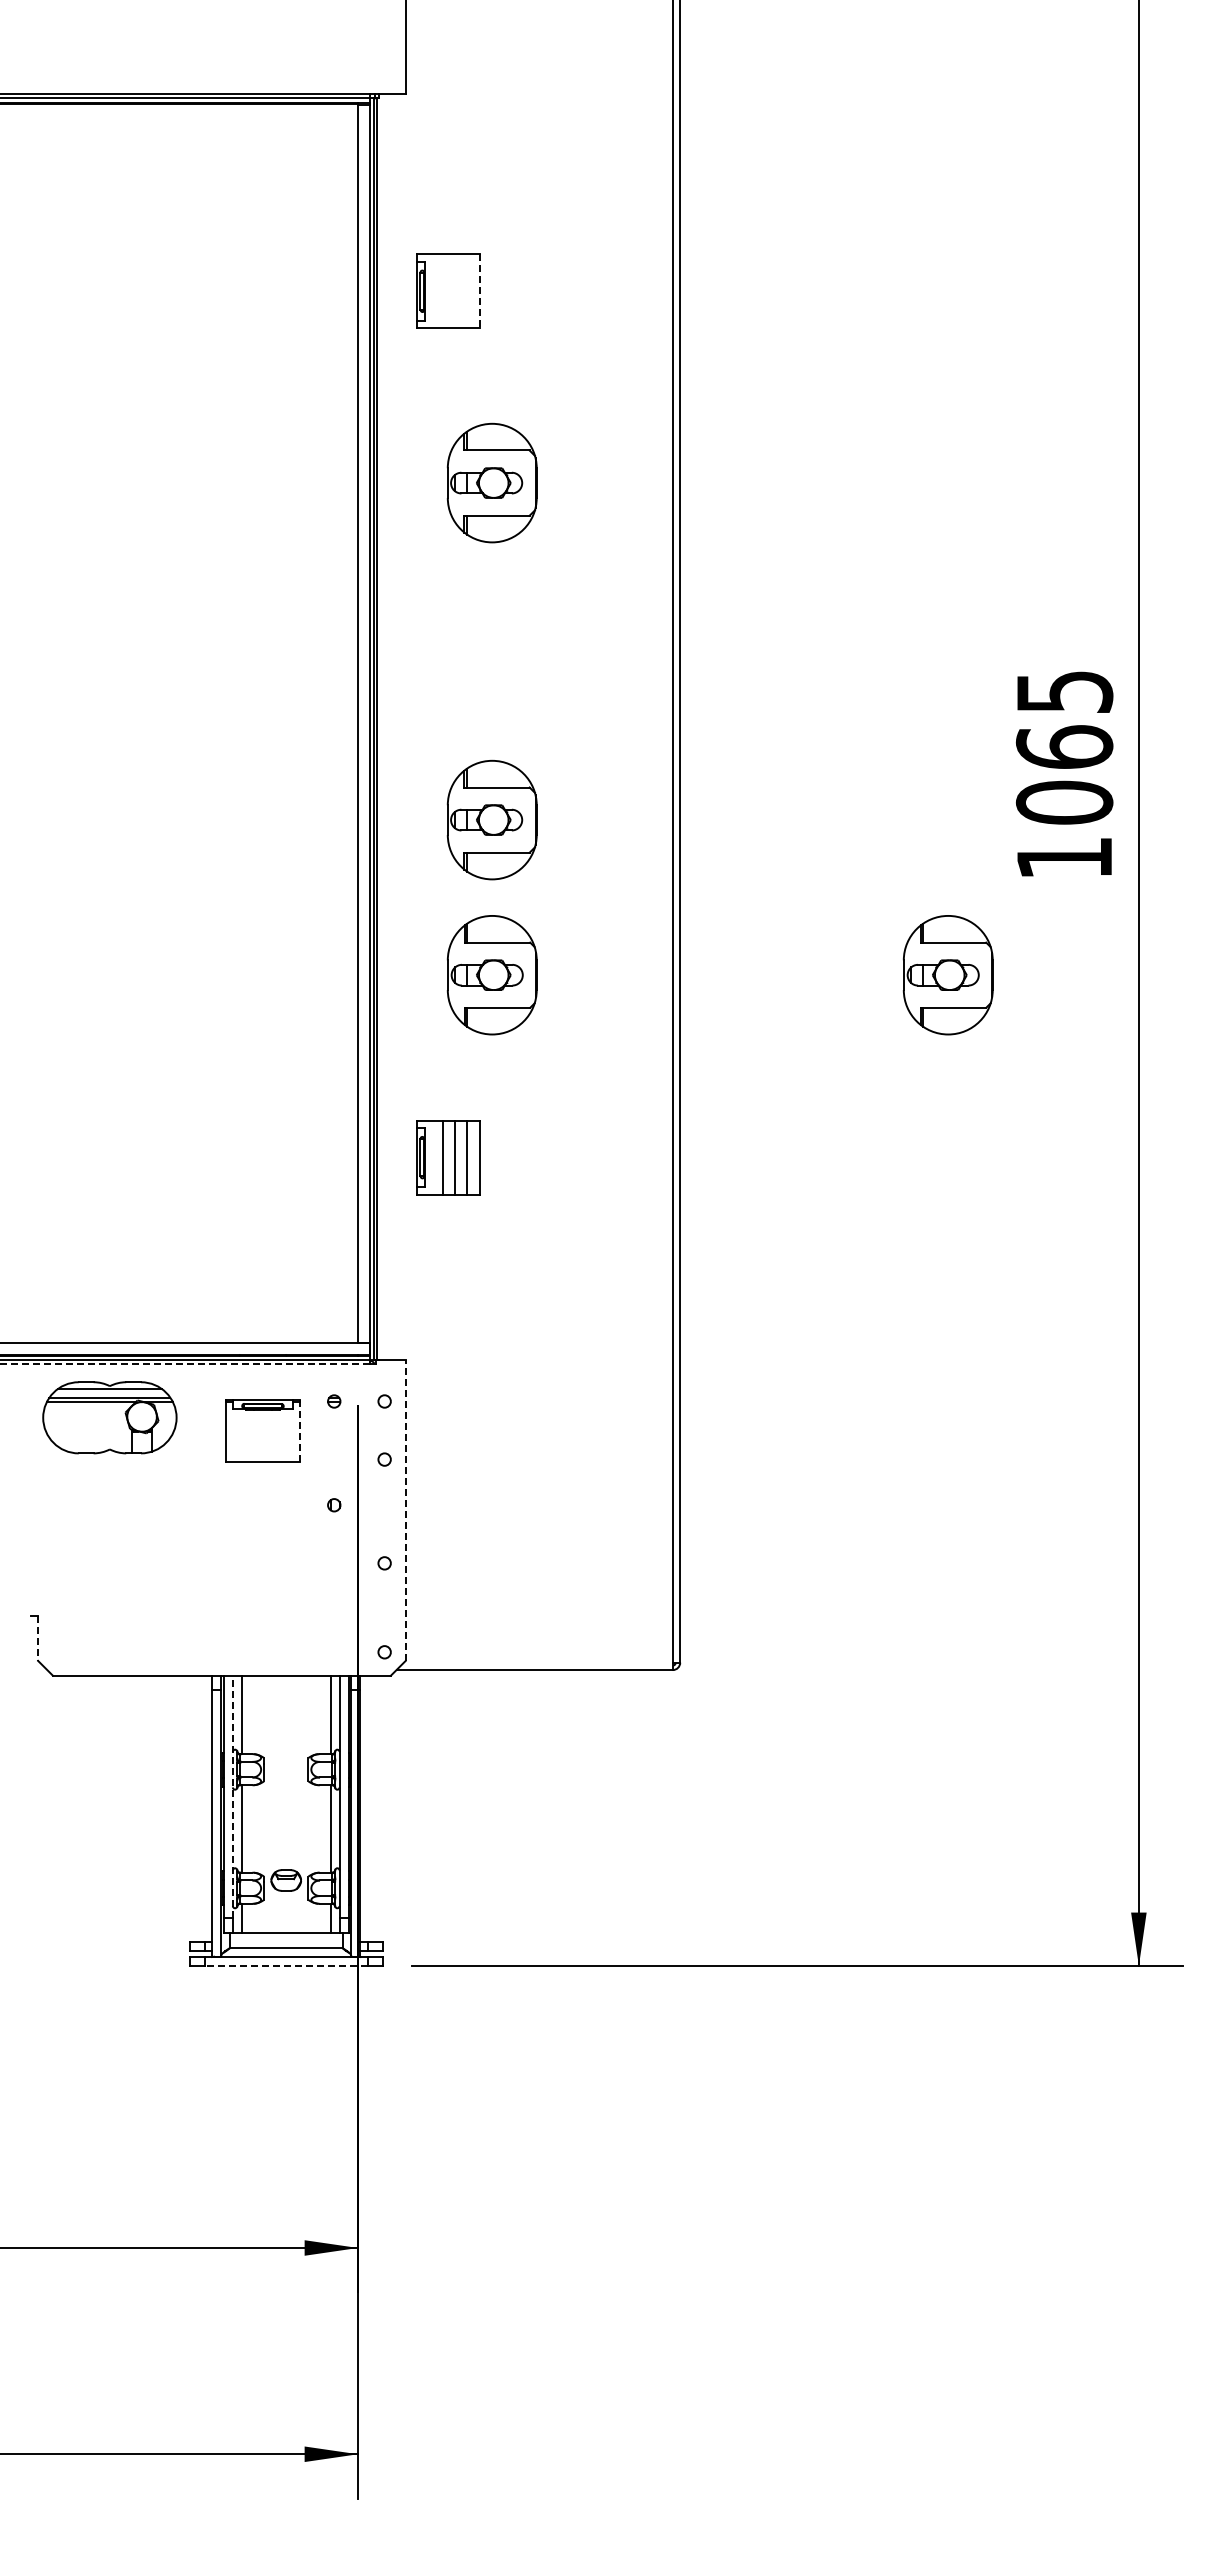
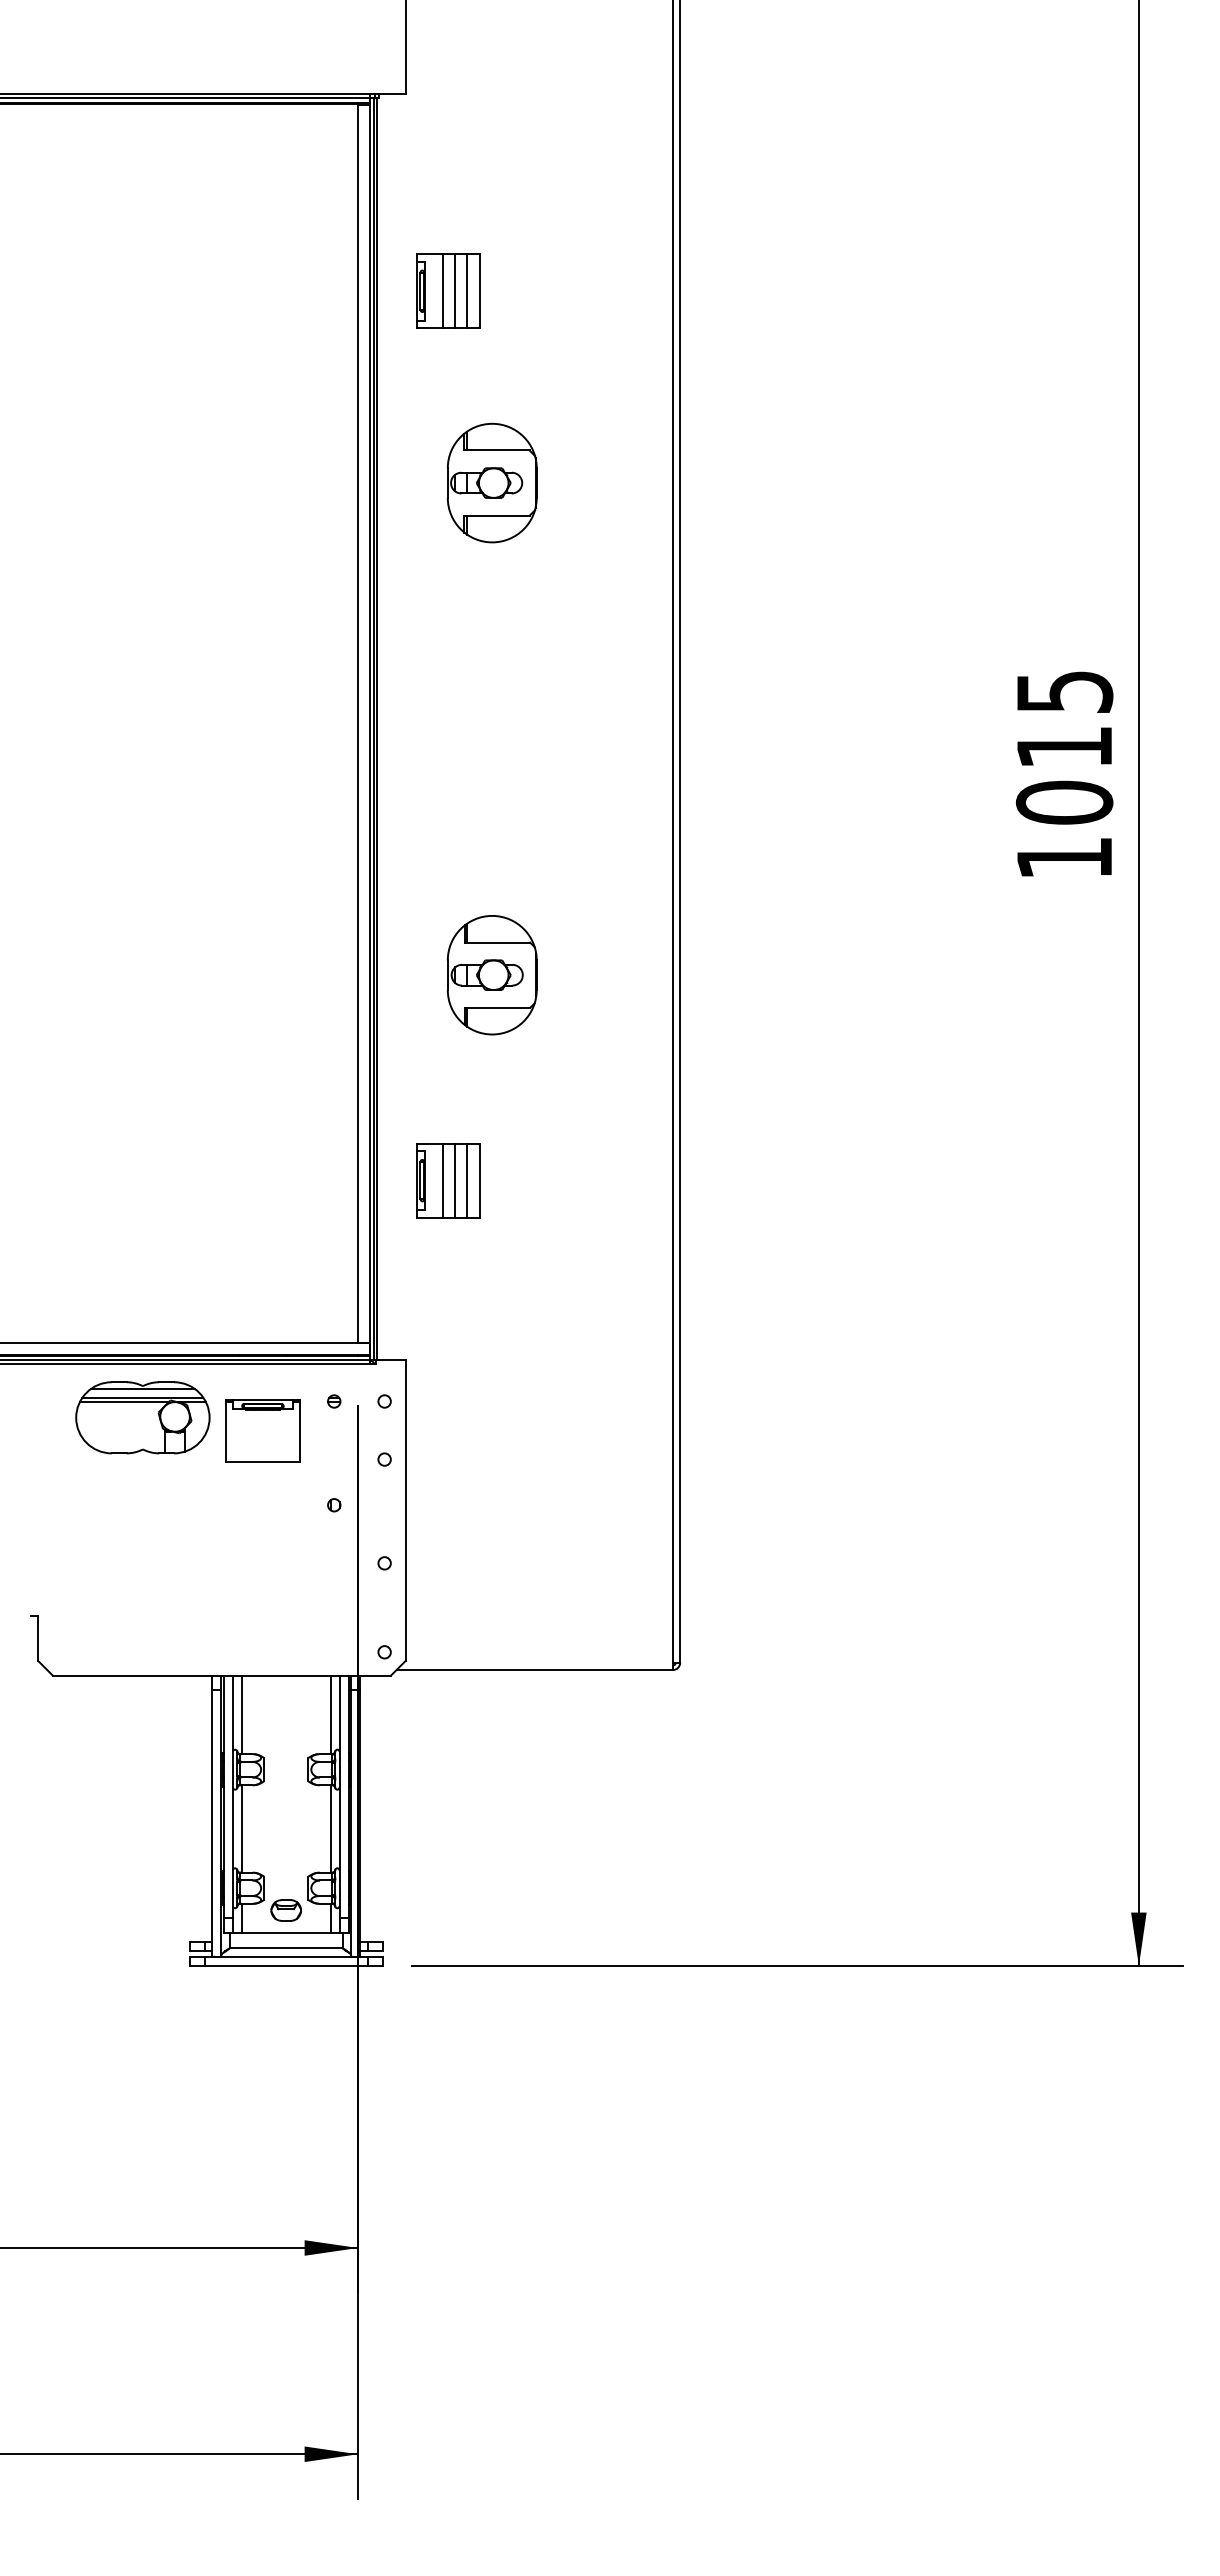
line: none -> present (443, 291)
line: none -> present (455, 291)
line: none -> present (467, 291)
line: dashed -> solid (479, 291)
text: 1065 -> 1015 (1064, 746)
part: present -> none (491, 819)
part: present -> none (947, 975)
part position: (448, 1157) -> (448, 1180) (448, 1180)
line: dashed -> solid (184, 1364)
part position: (109, 1417) -> (142, 1417) (142, 1417)
line: dashed -> solid (300, 1431)
line: dashed -> solid (405, 1510)
line: dashed -> solid (38, 1639)
line: dashed -> solid (232, 1796)
part position: (285, 1880) -> (285, 1910) (285, 1910)
line: dashed -> solid (286, 1965)
